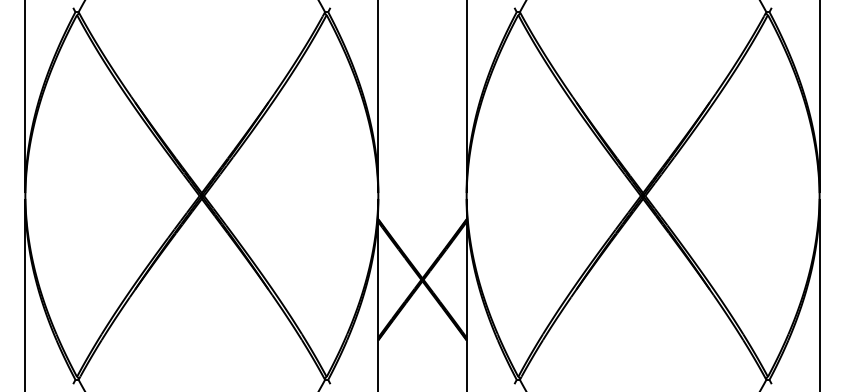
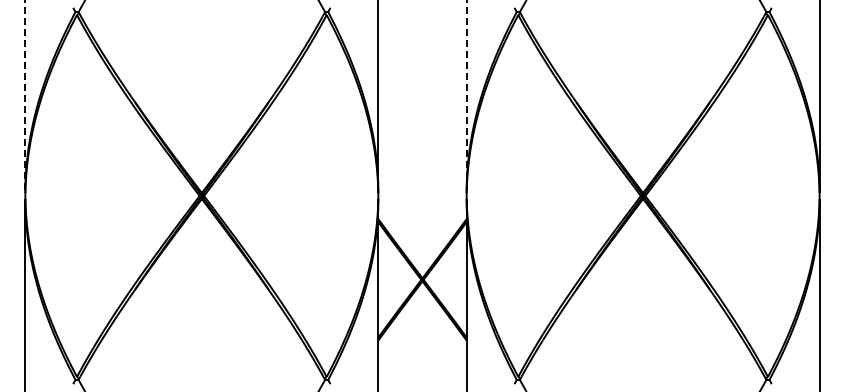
line: solid -> dashed (25, 97)
line: solid -> dashed (466, 97)
